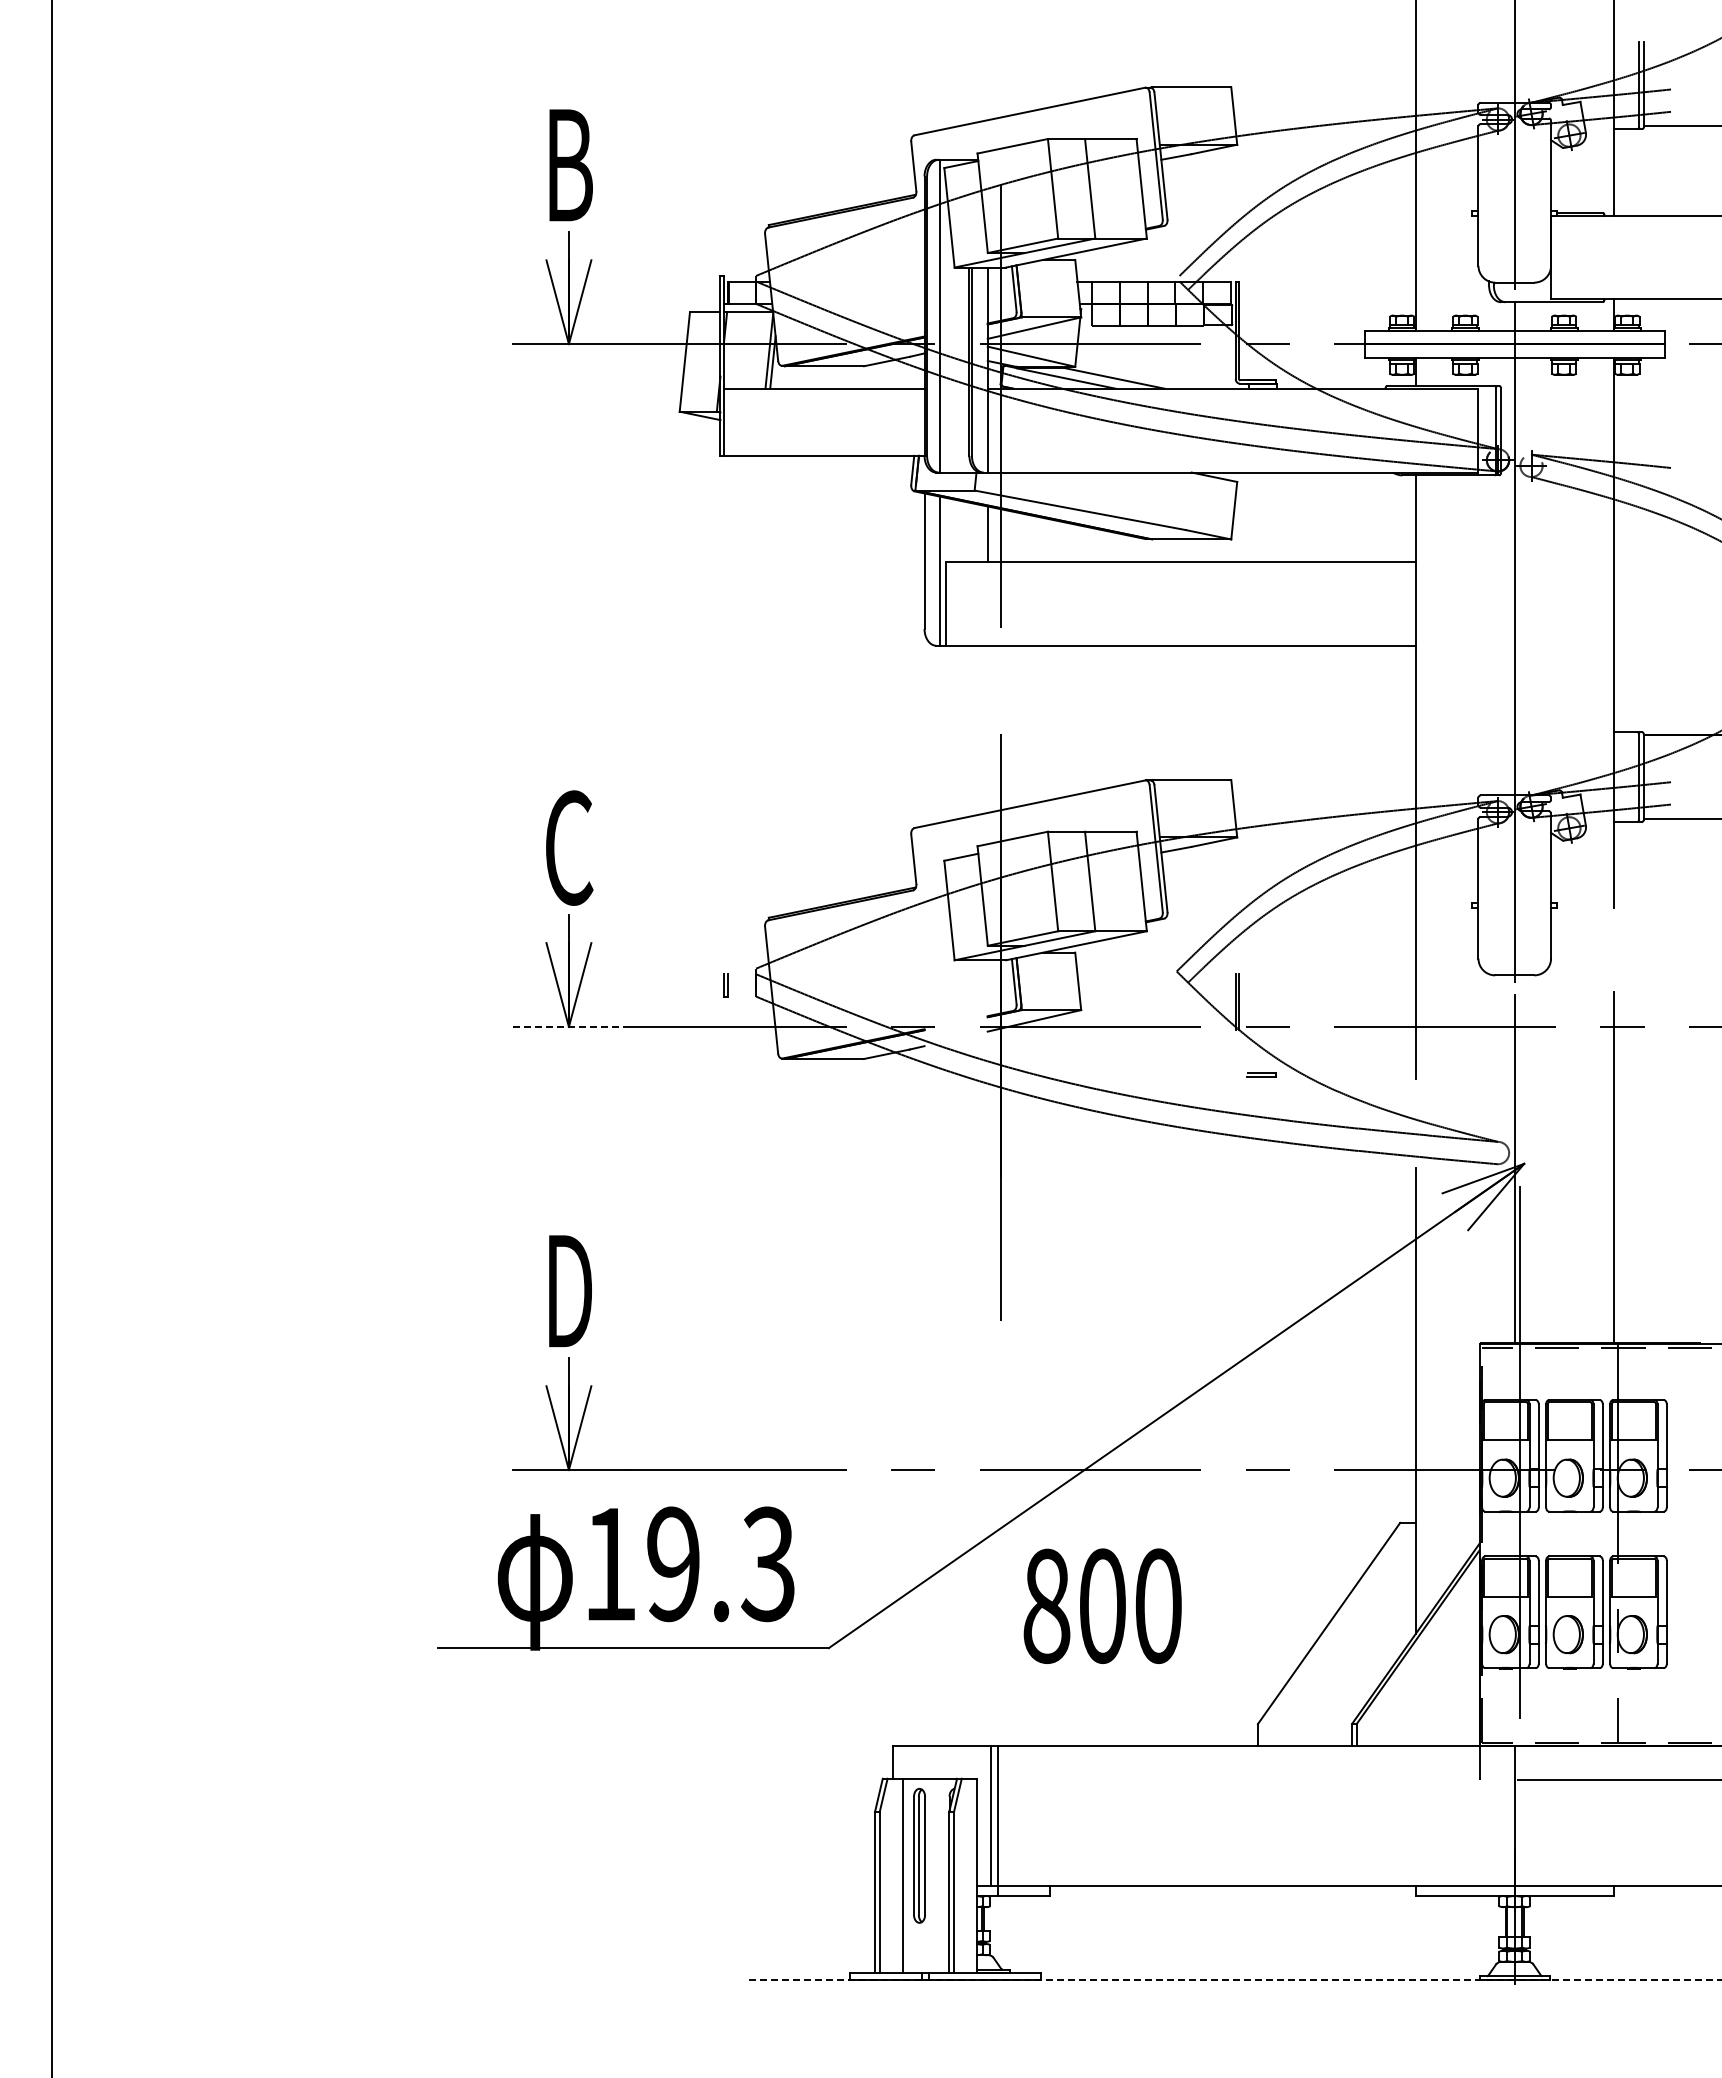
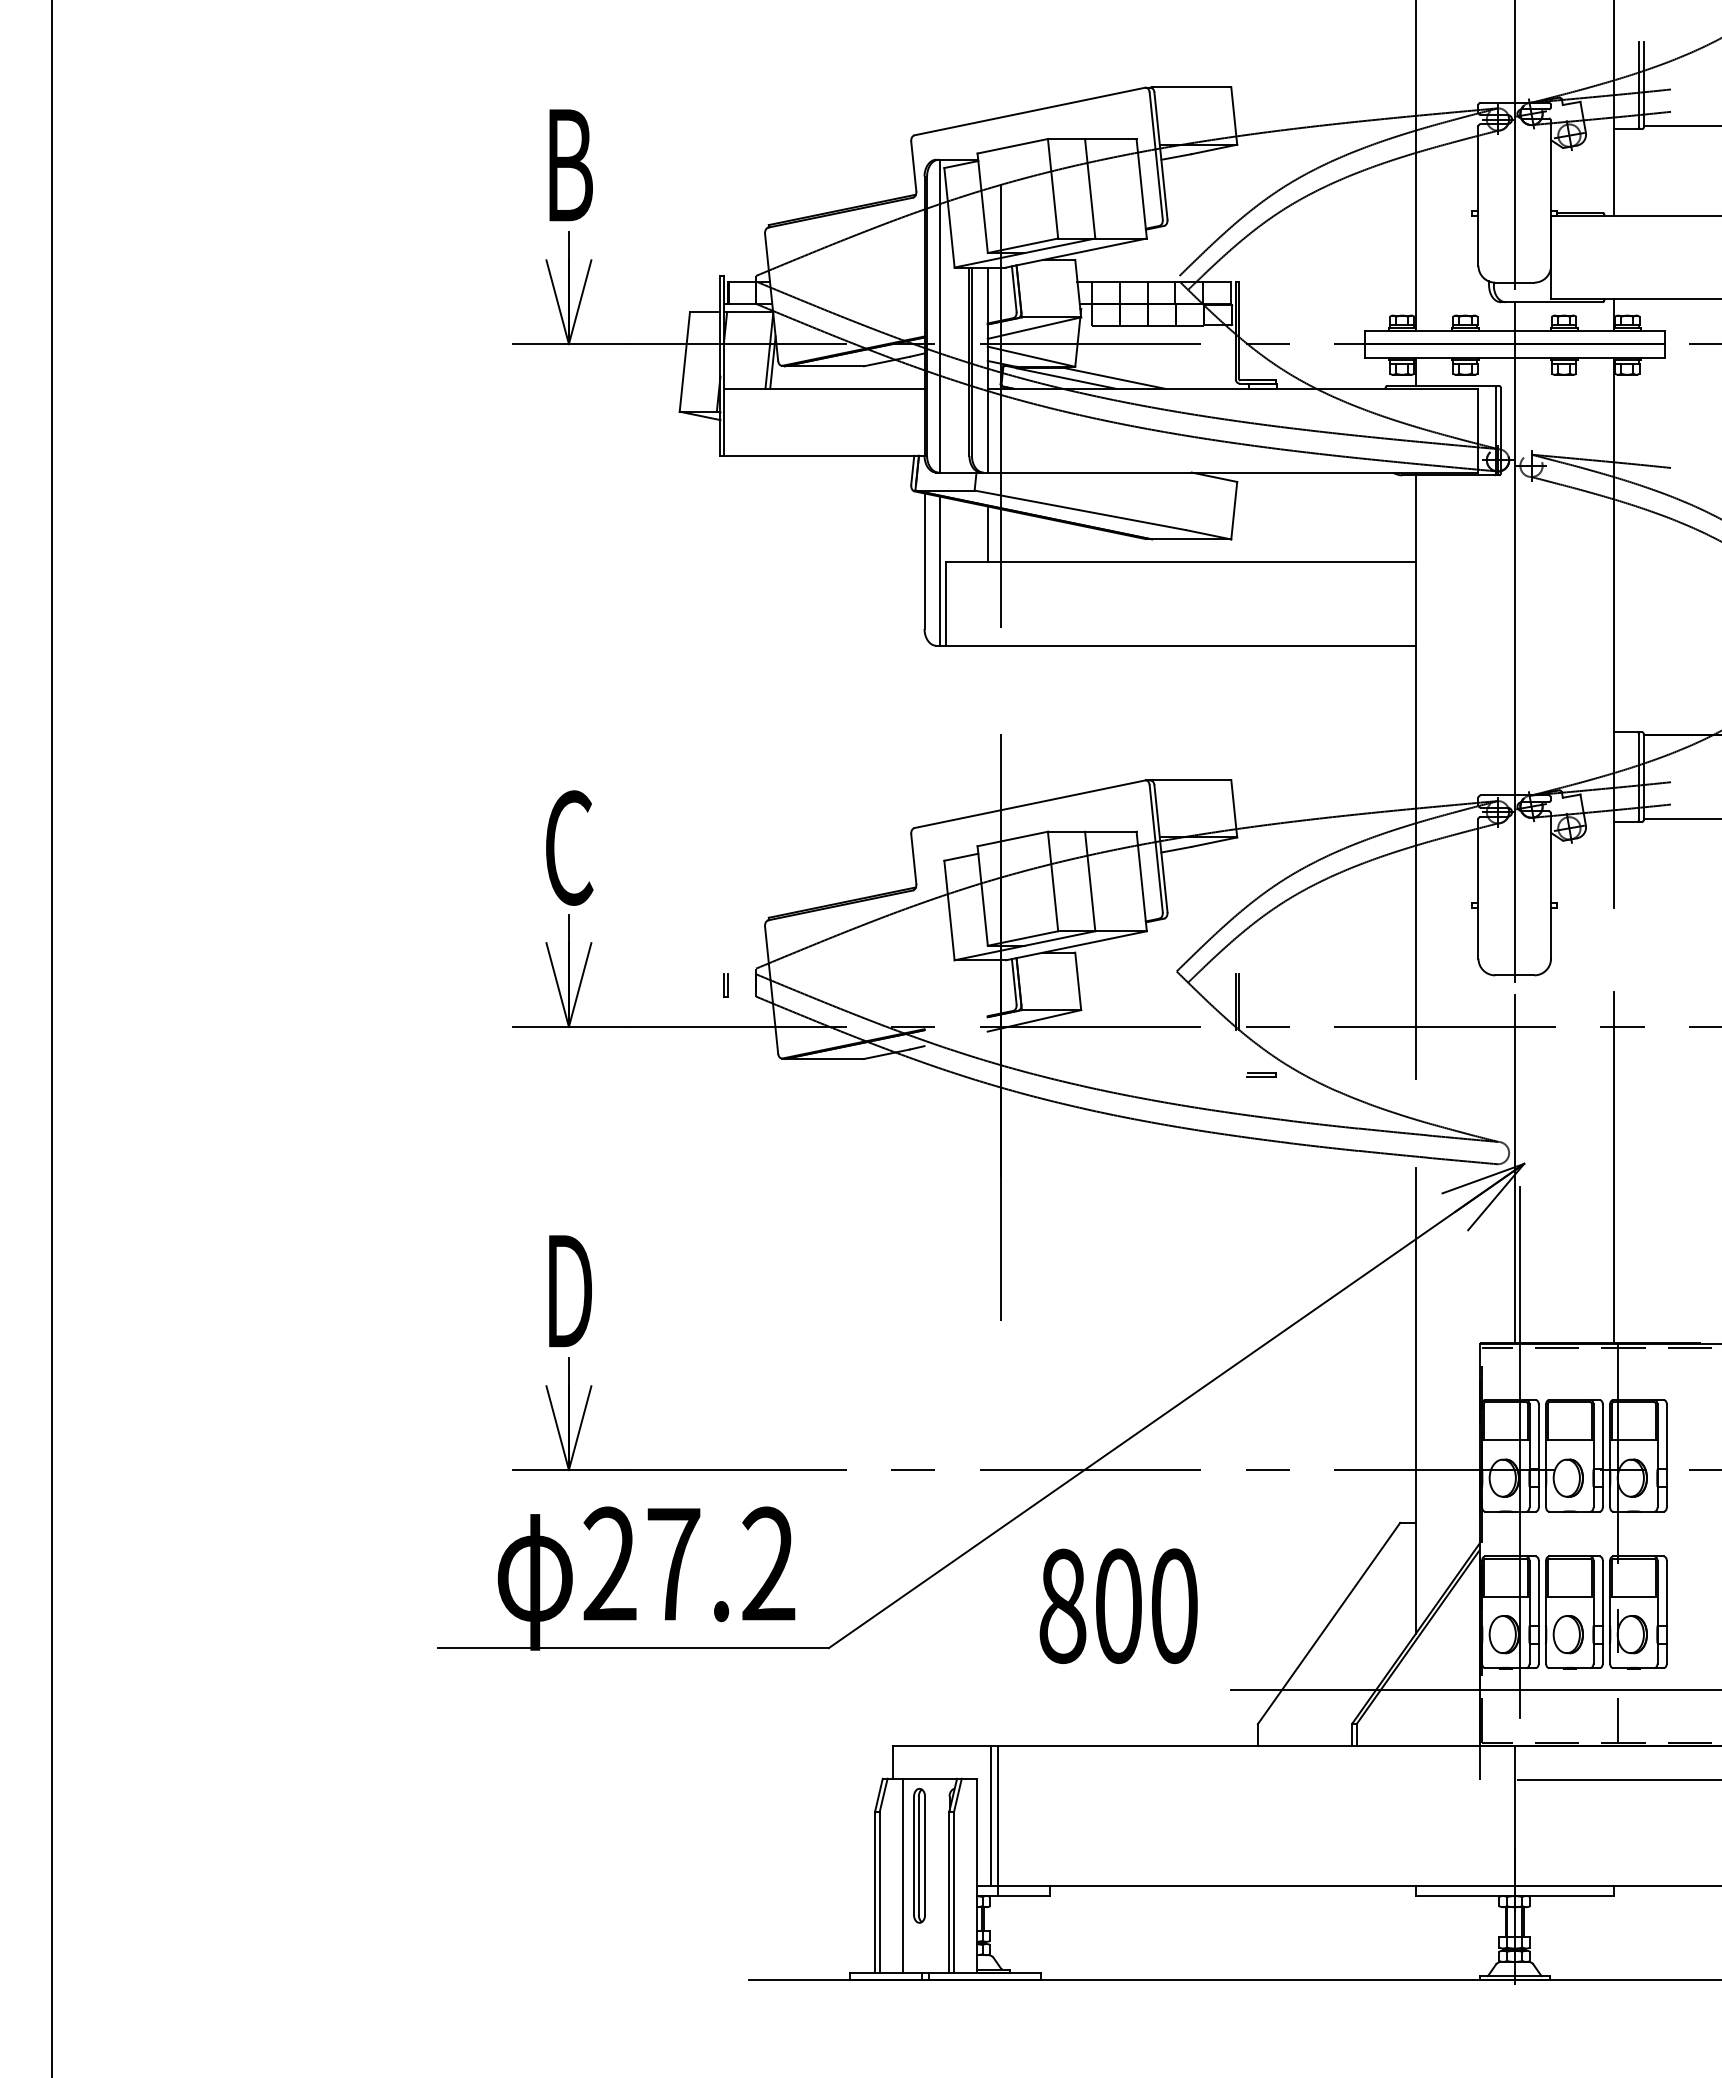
line: dashed -> solid (568, 1026)
text: 19.3 -> 27.2 (689, 1564)
text position: (1102, 1605) -> (1118, 1605) (1118, 1605)
line: none -> present (1474, 1690)
line: dashed -> solid (1235, 1979)
